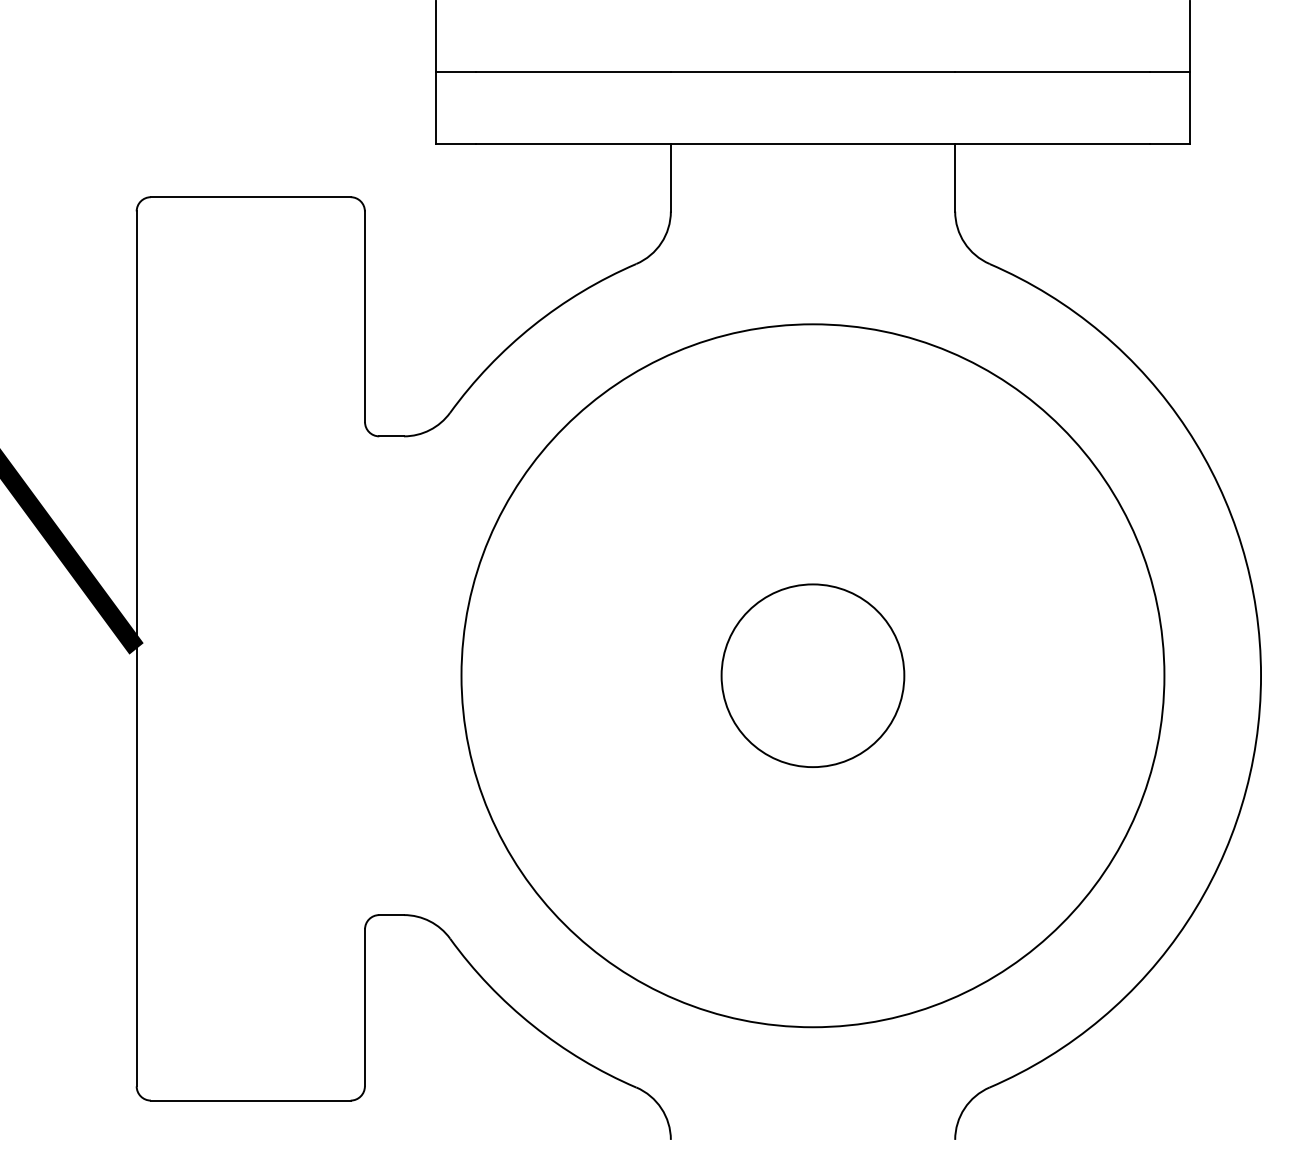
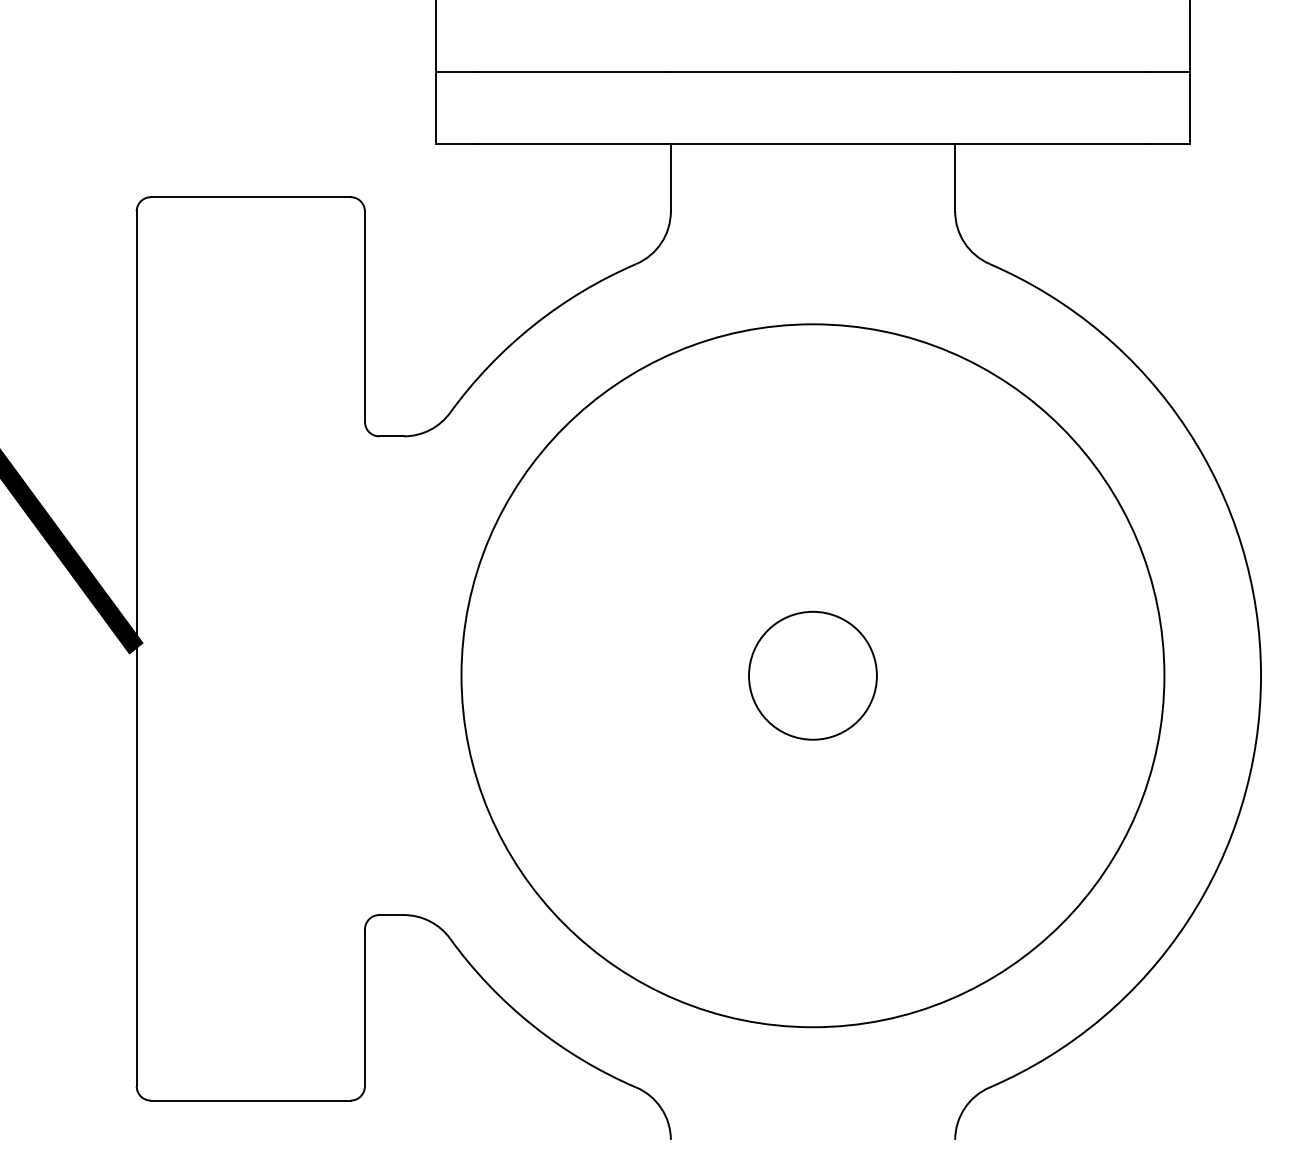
circle diameter: 183 px -> 128 px (812, 675)
